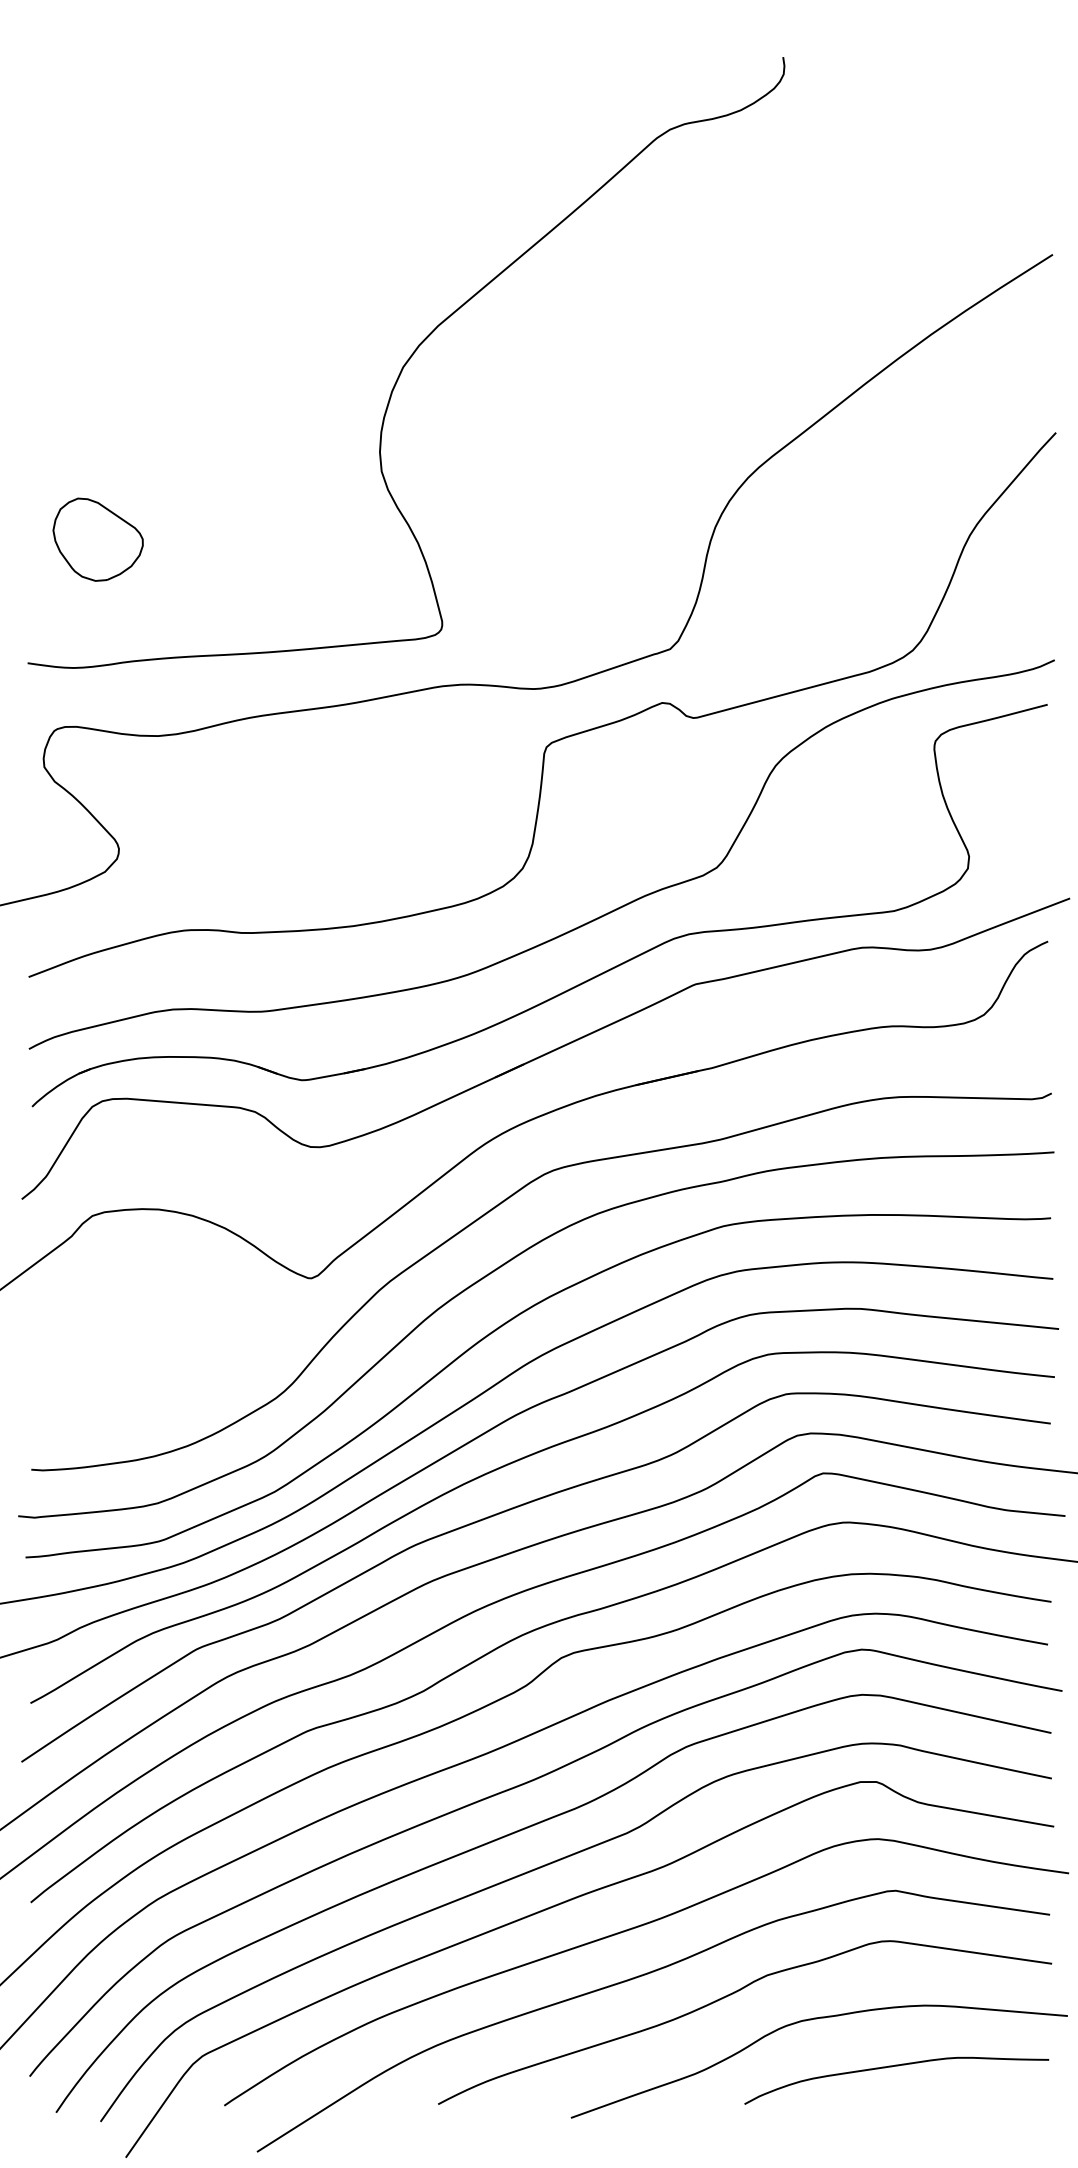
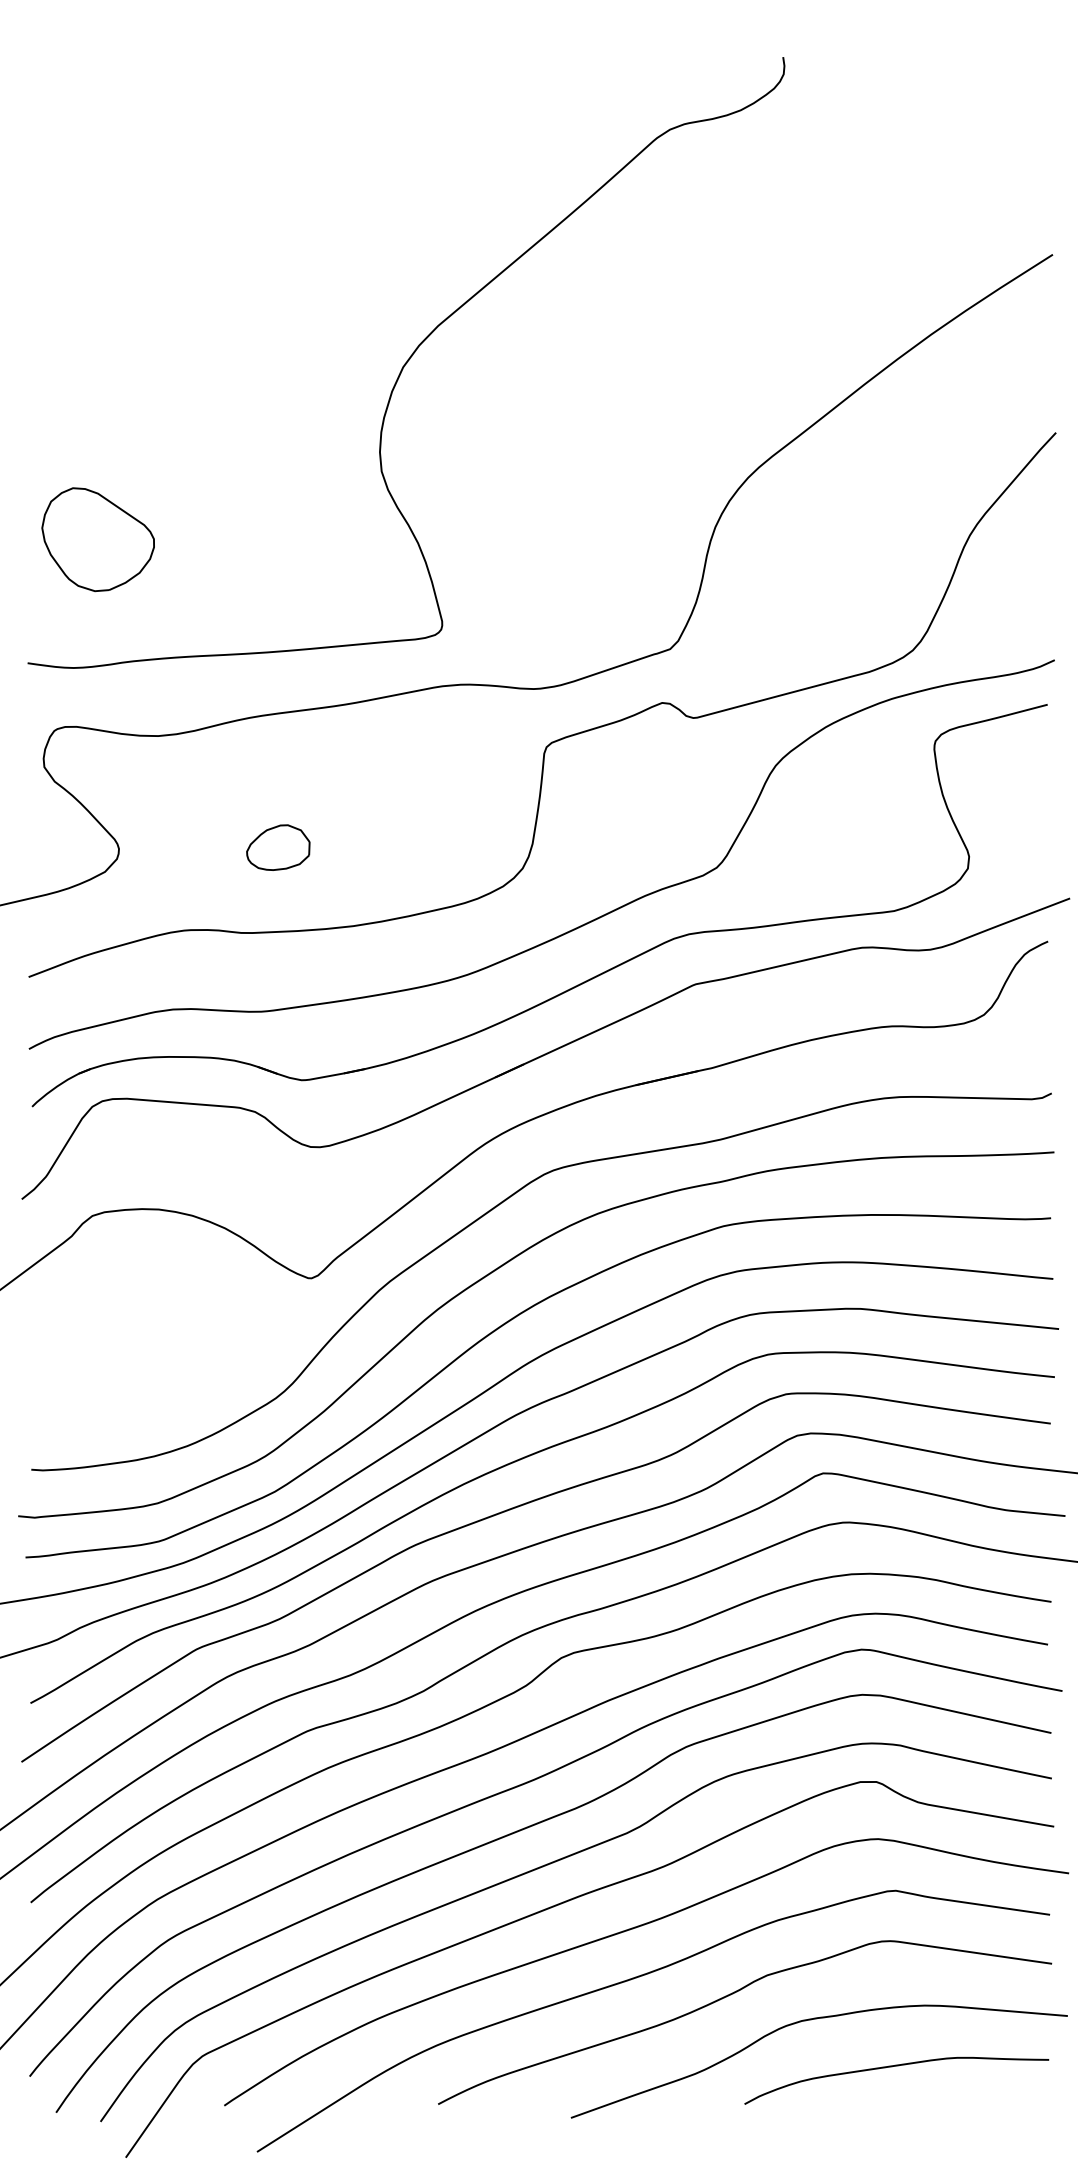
part size: 92x85 px -> 114x106 px (97, 539)
part: none -> present (278, 847)
